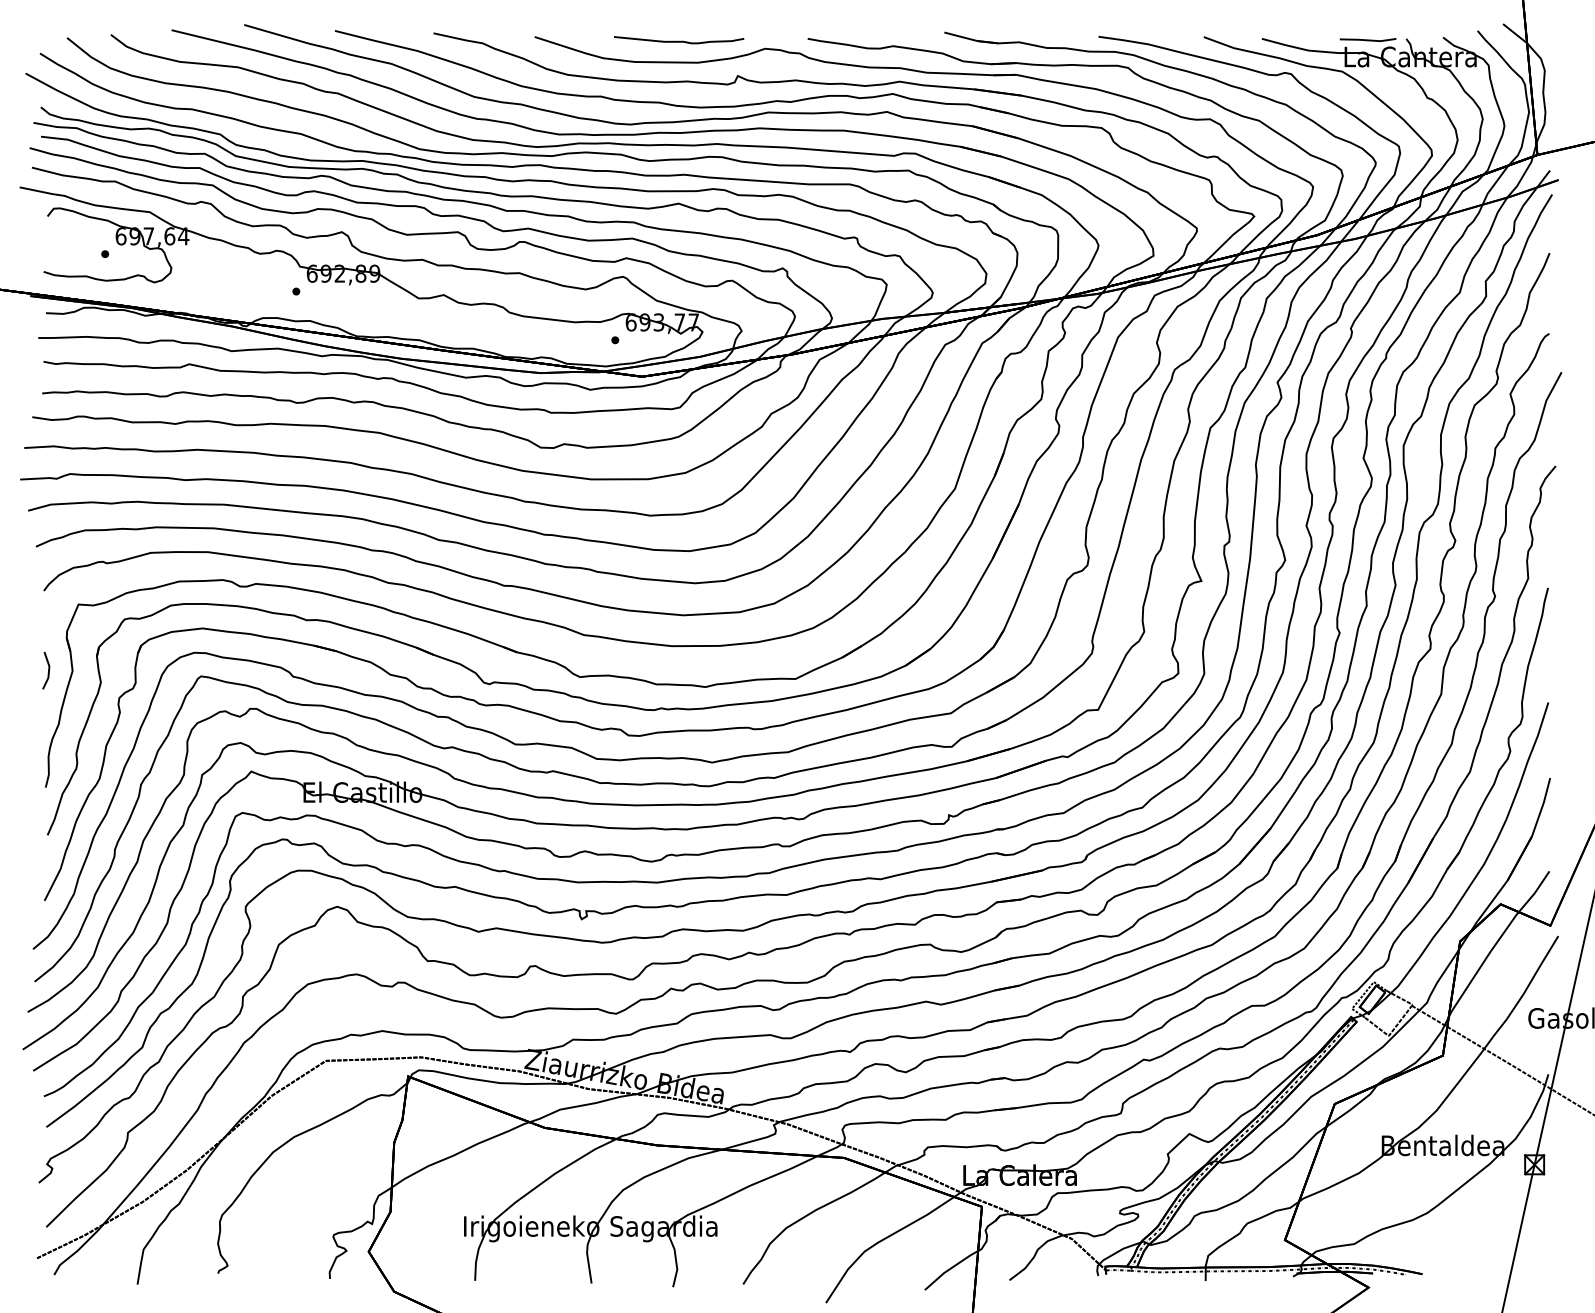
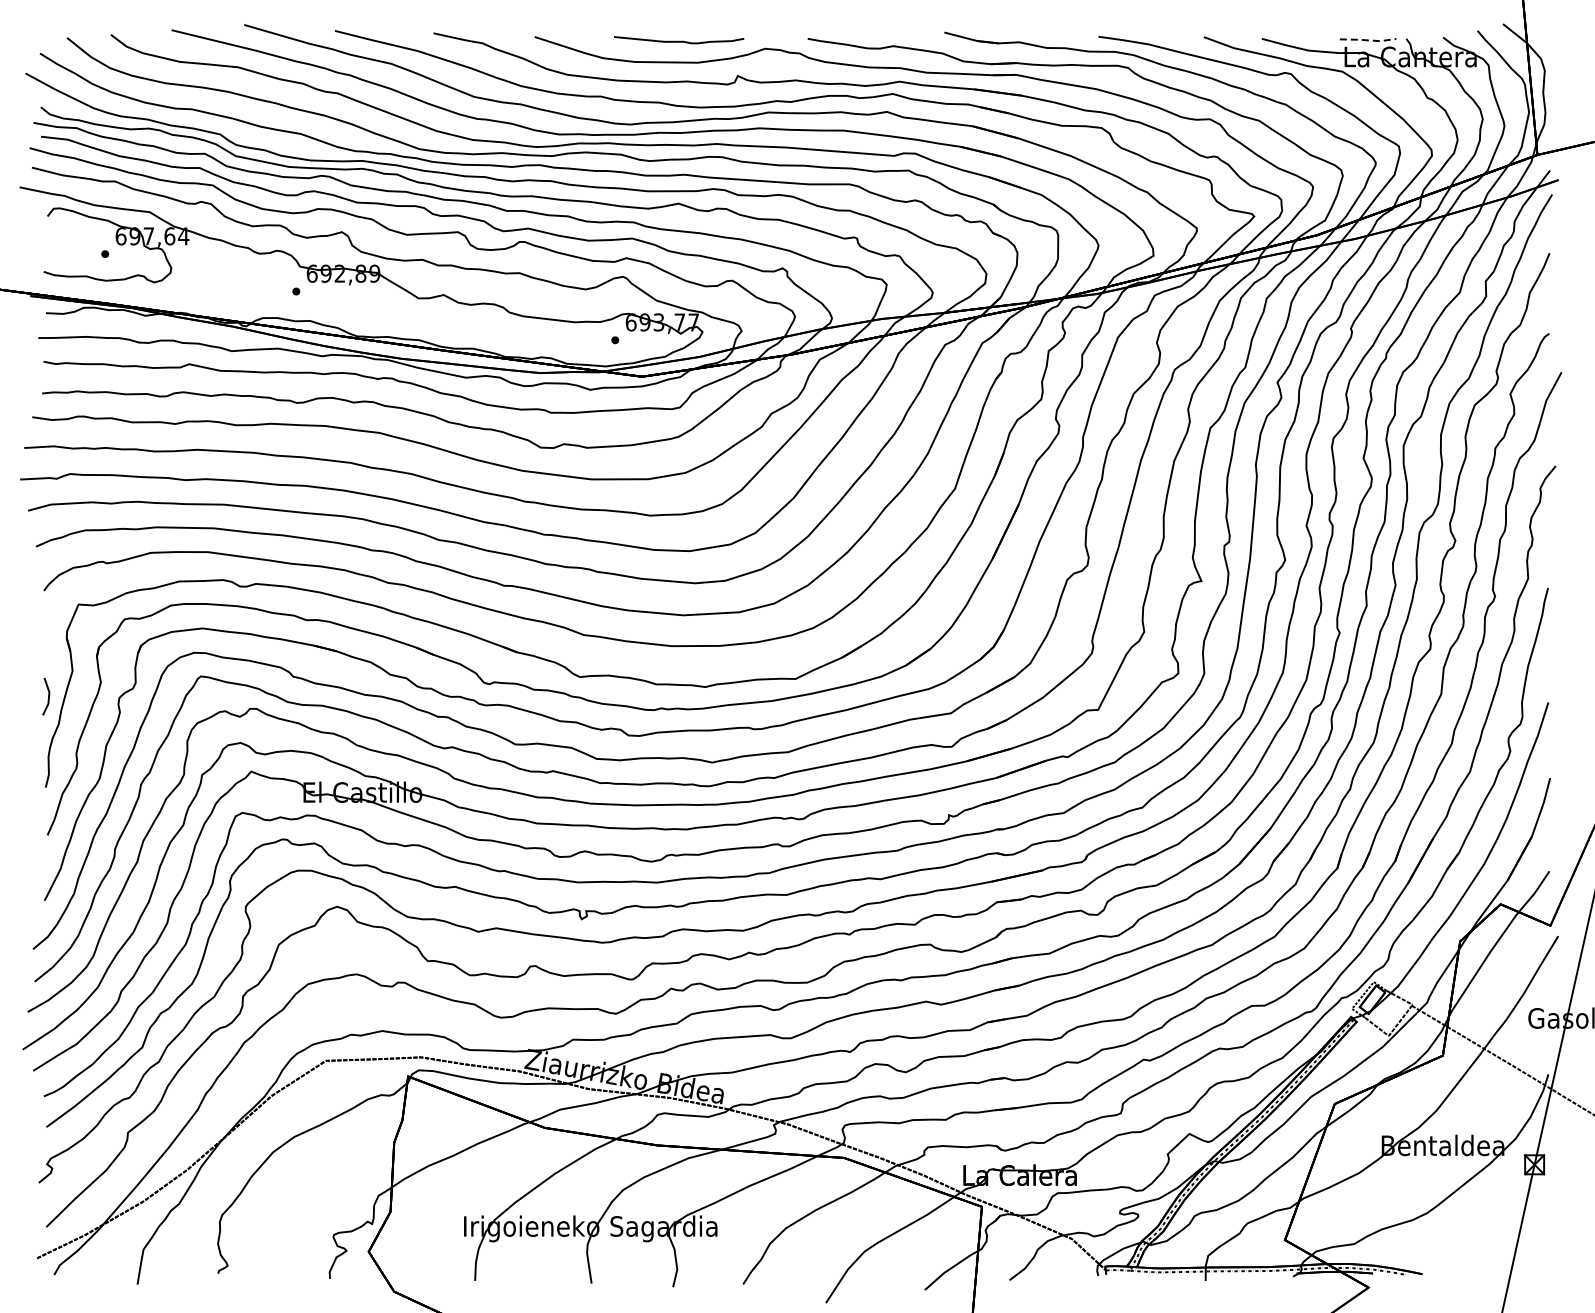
line: solid -> dashed (1368, 40)
line position: (48, 670) -> (48, 696) (48, 696)
